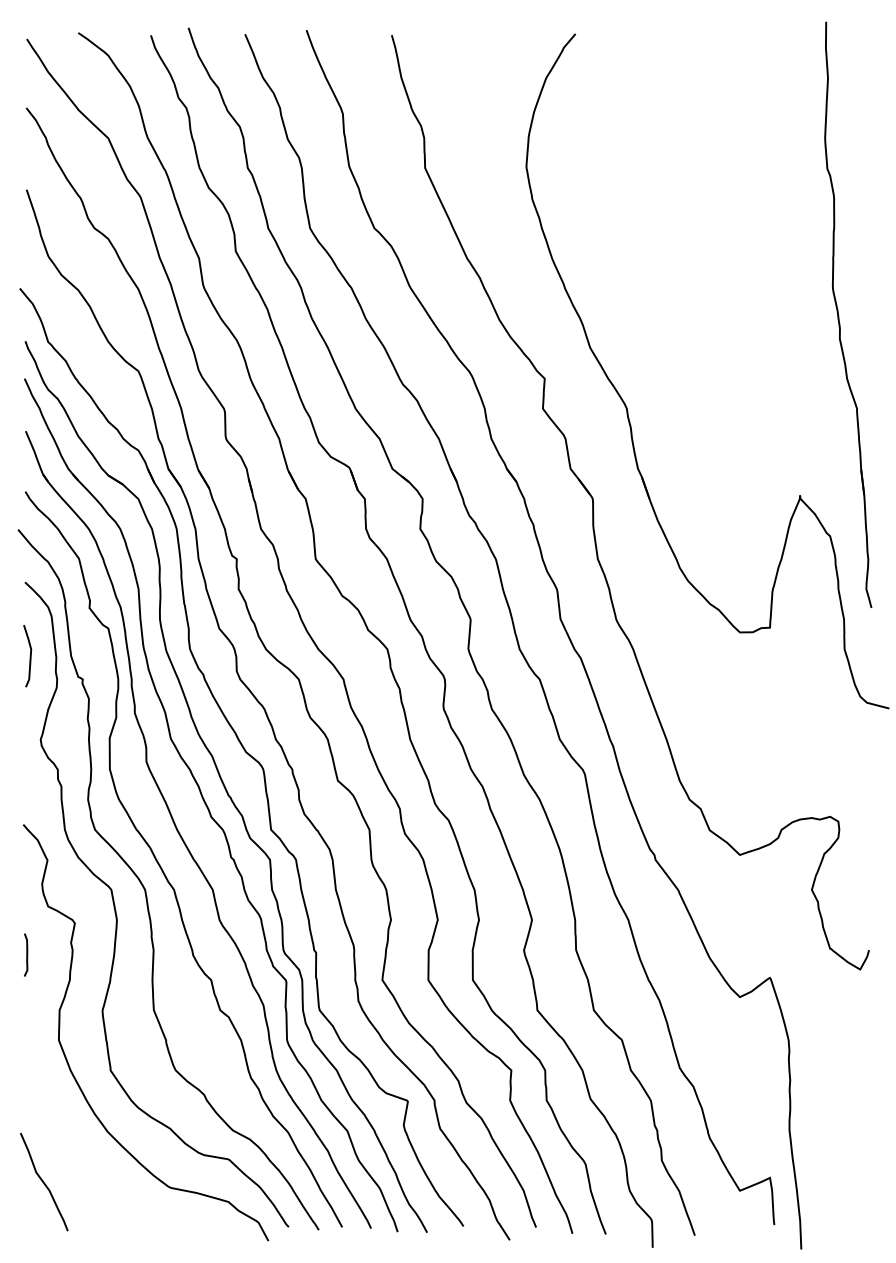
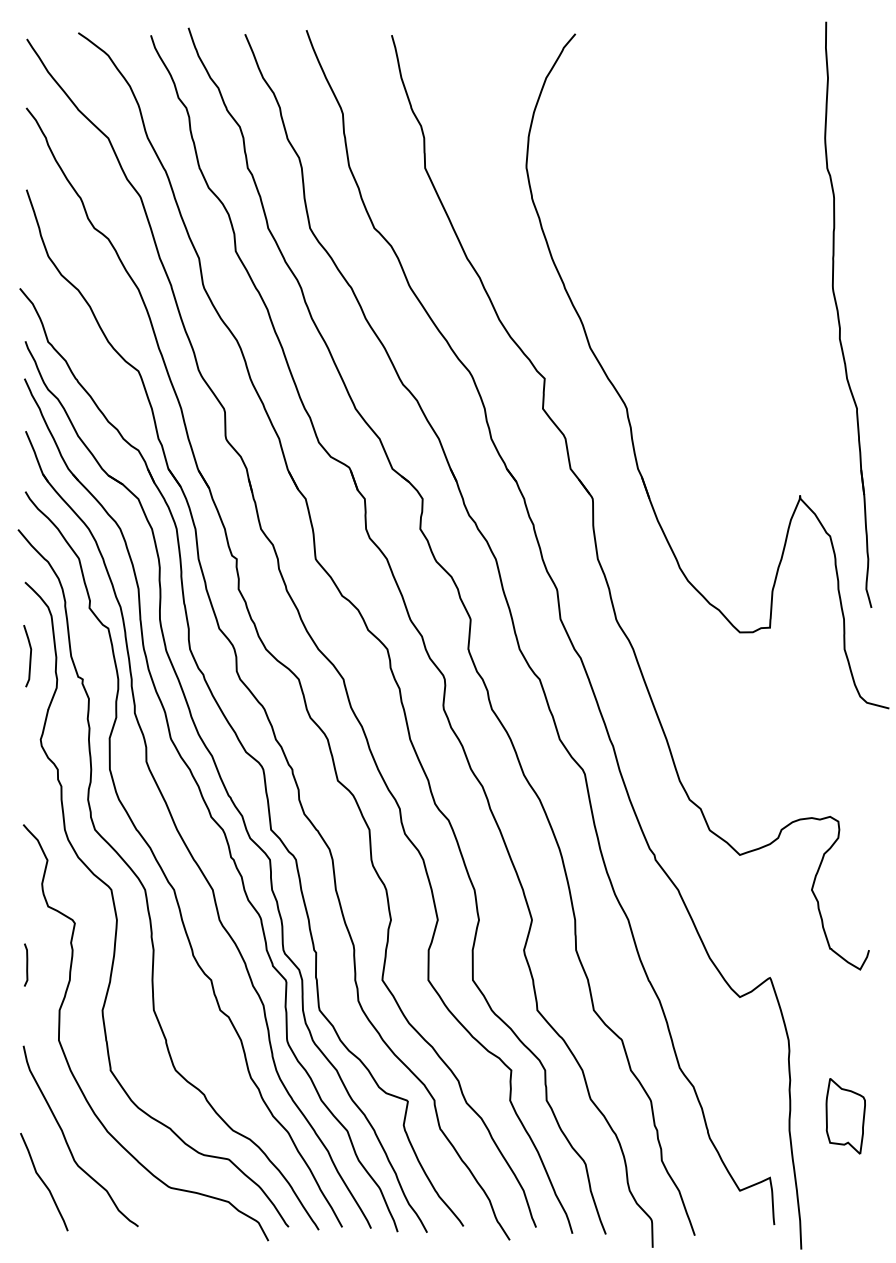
curve position: (26, 954) -> (26, 964) (26, 964)
part: none -> present (845, 1116)
curve: none -> present (67, 1141)
